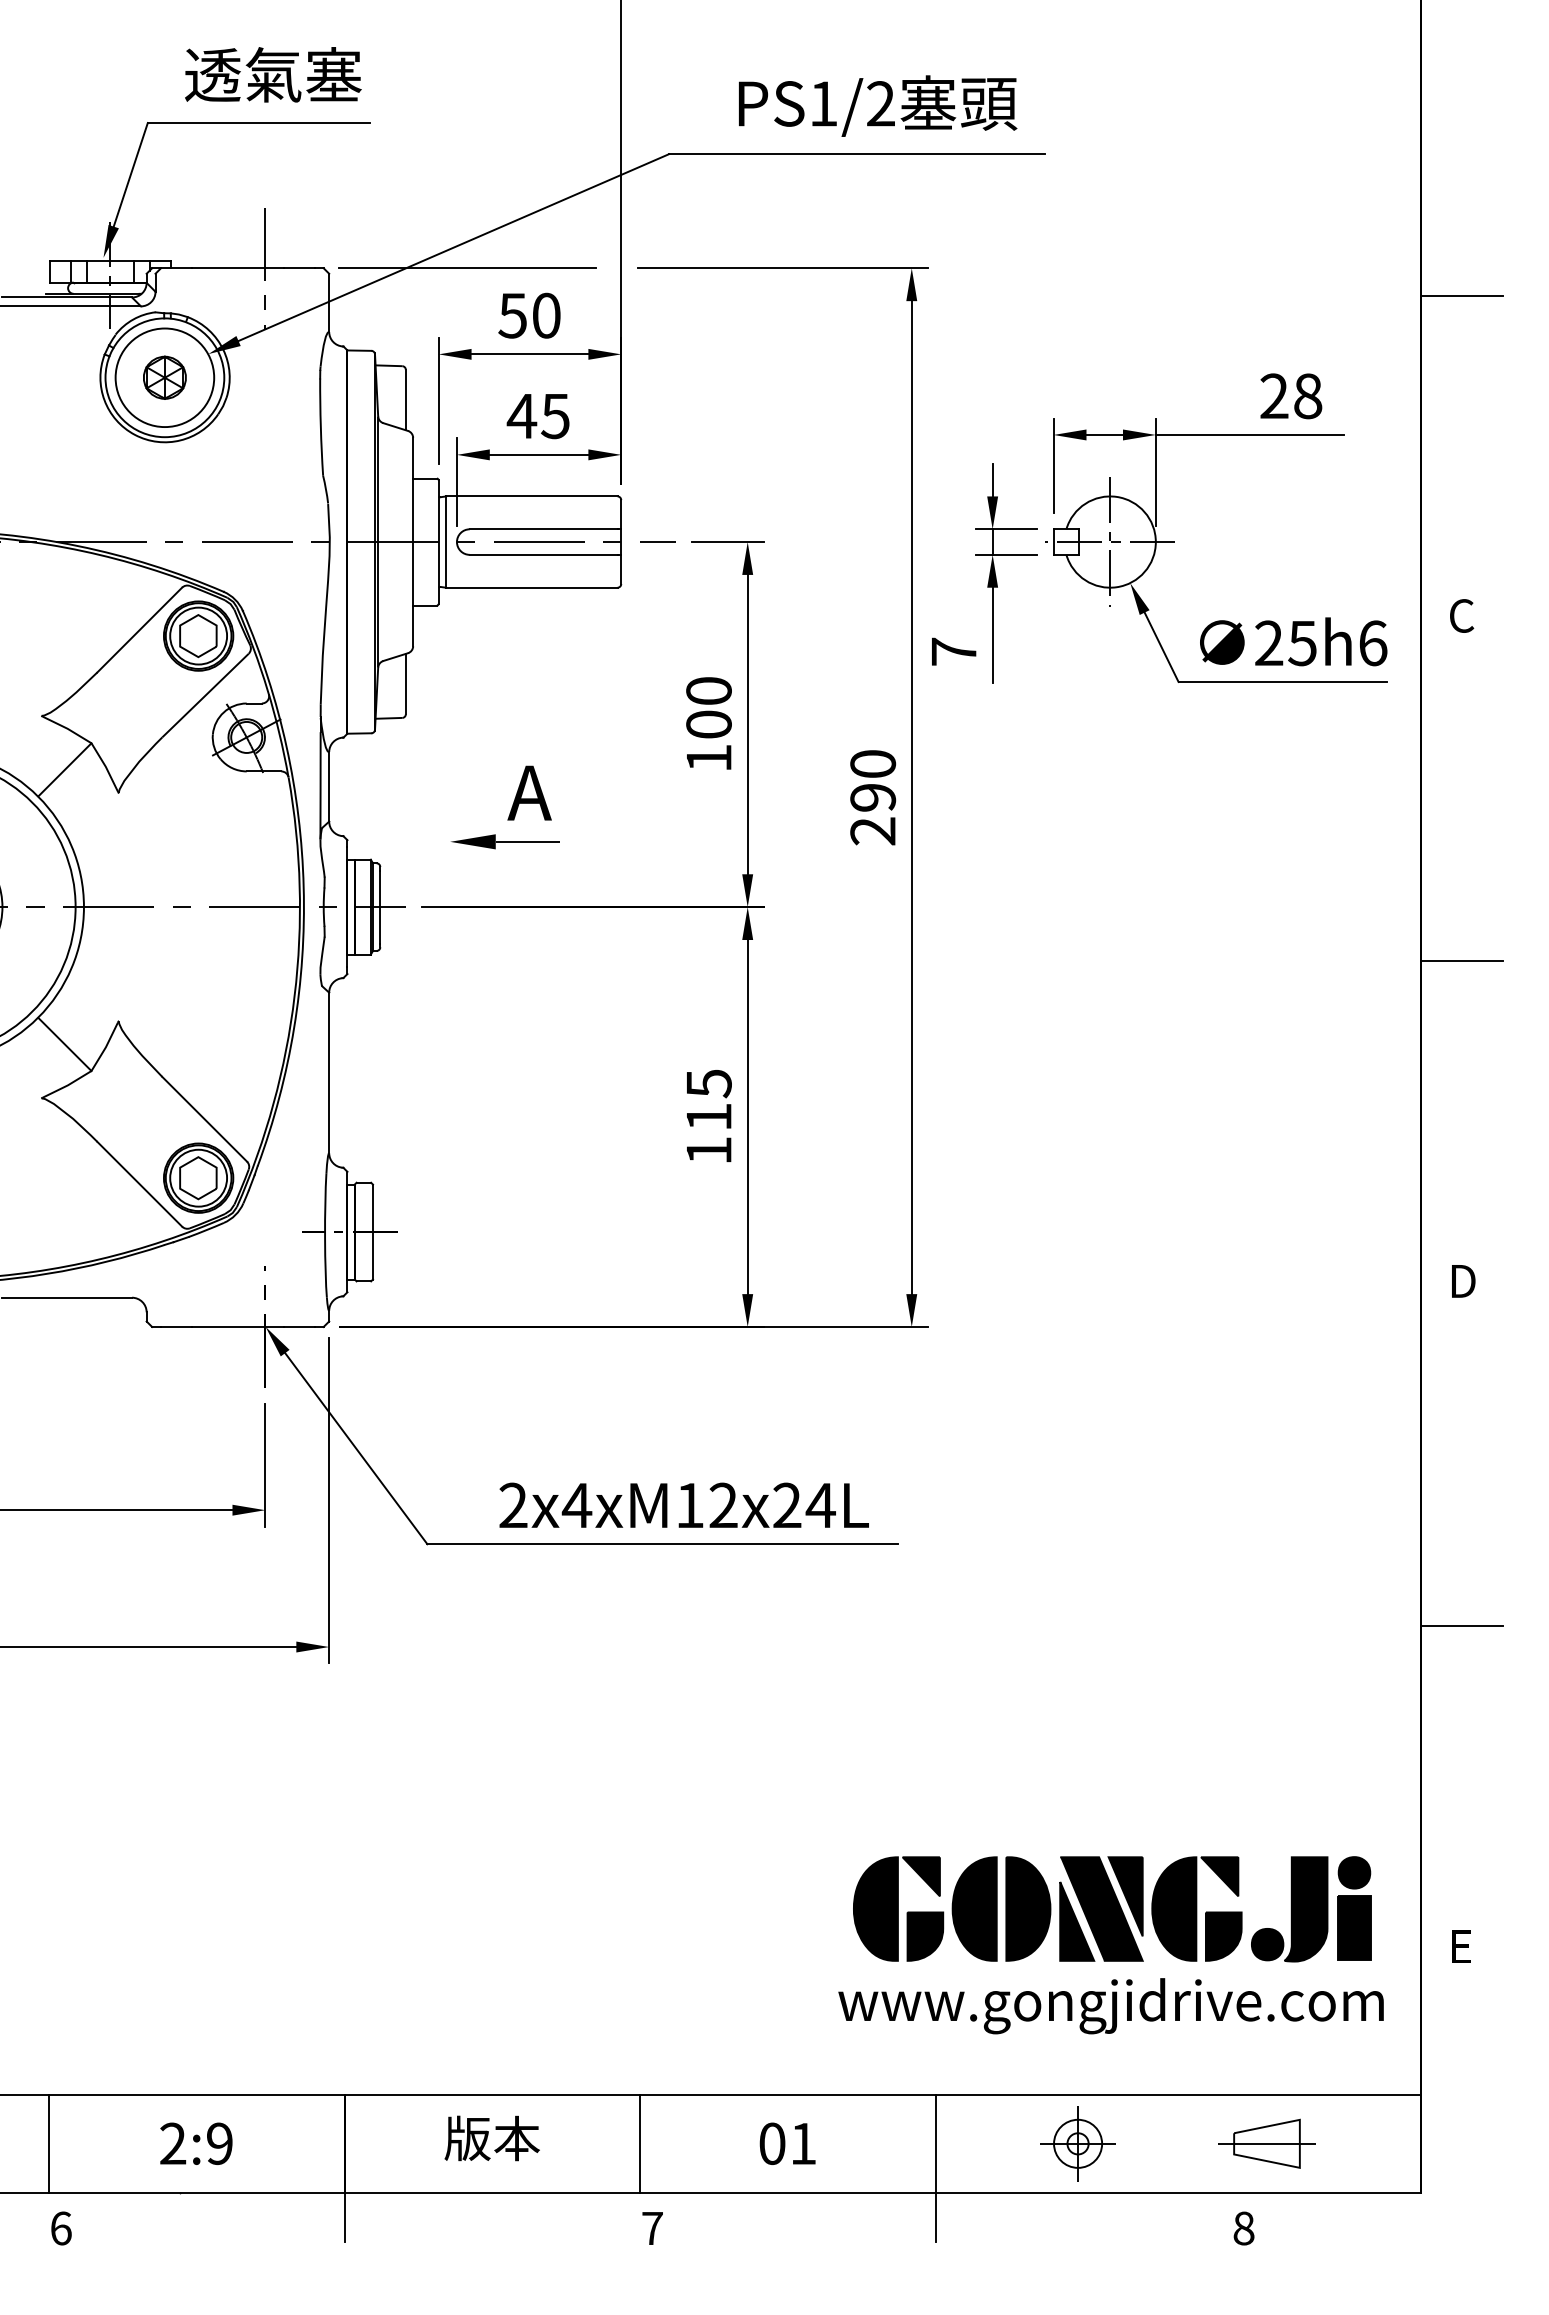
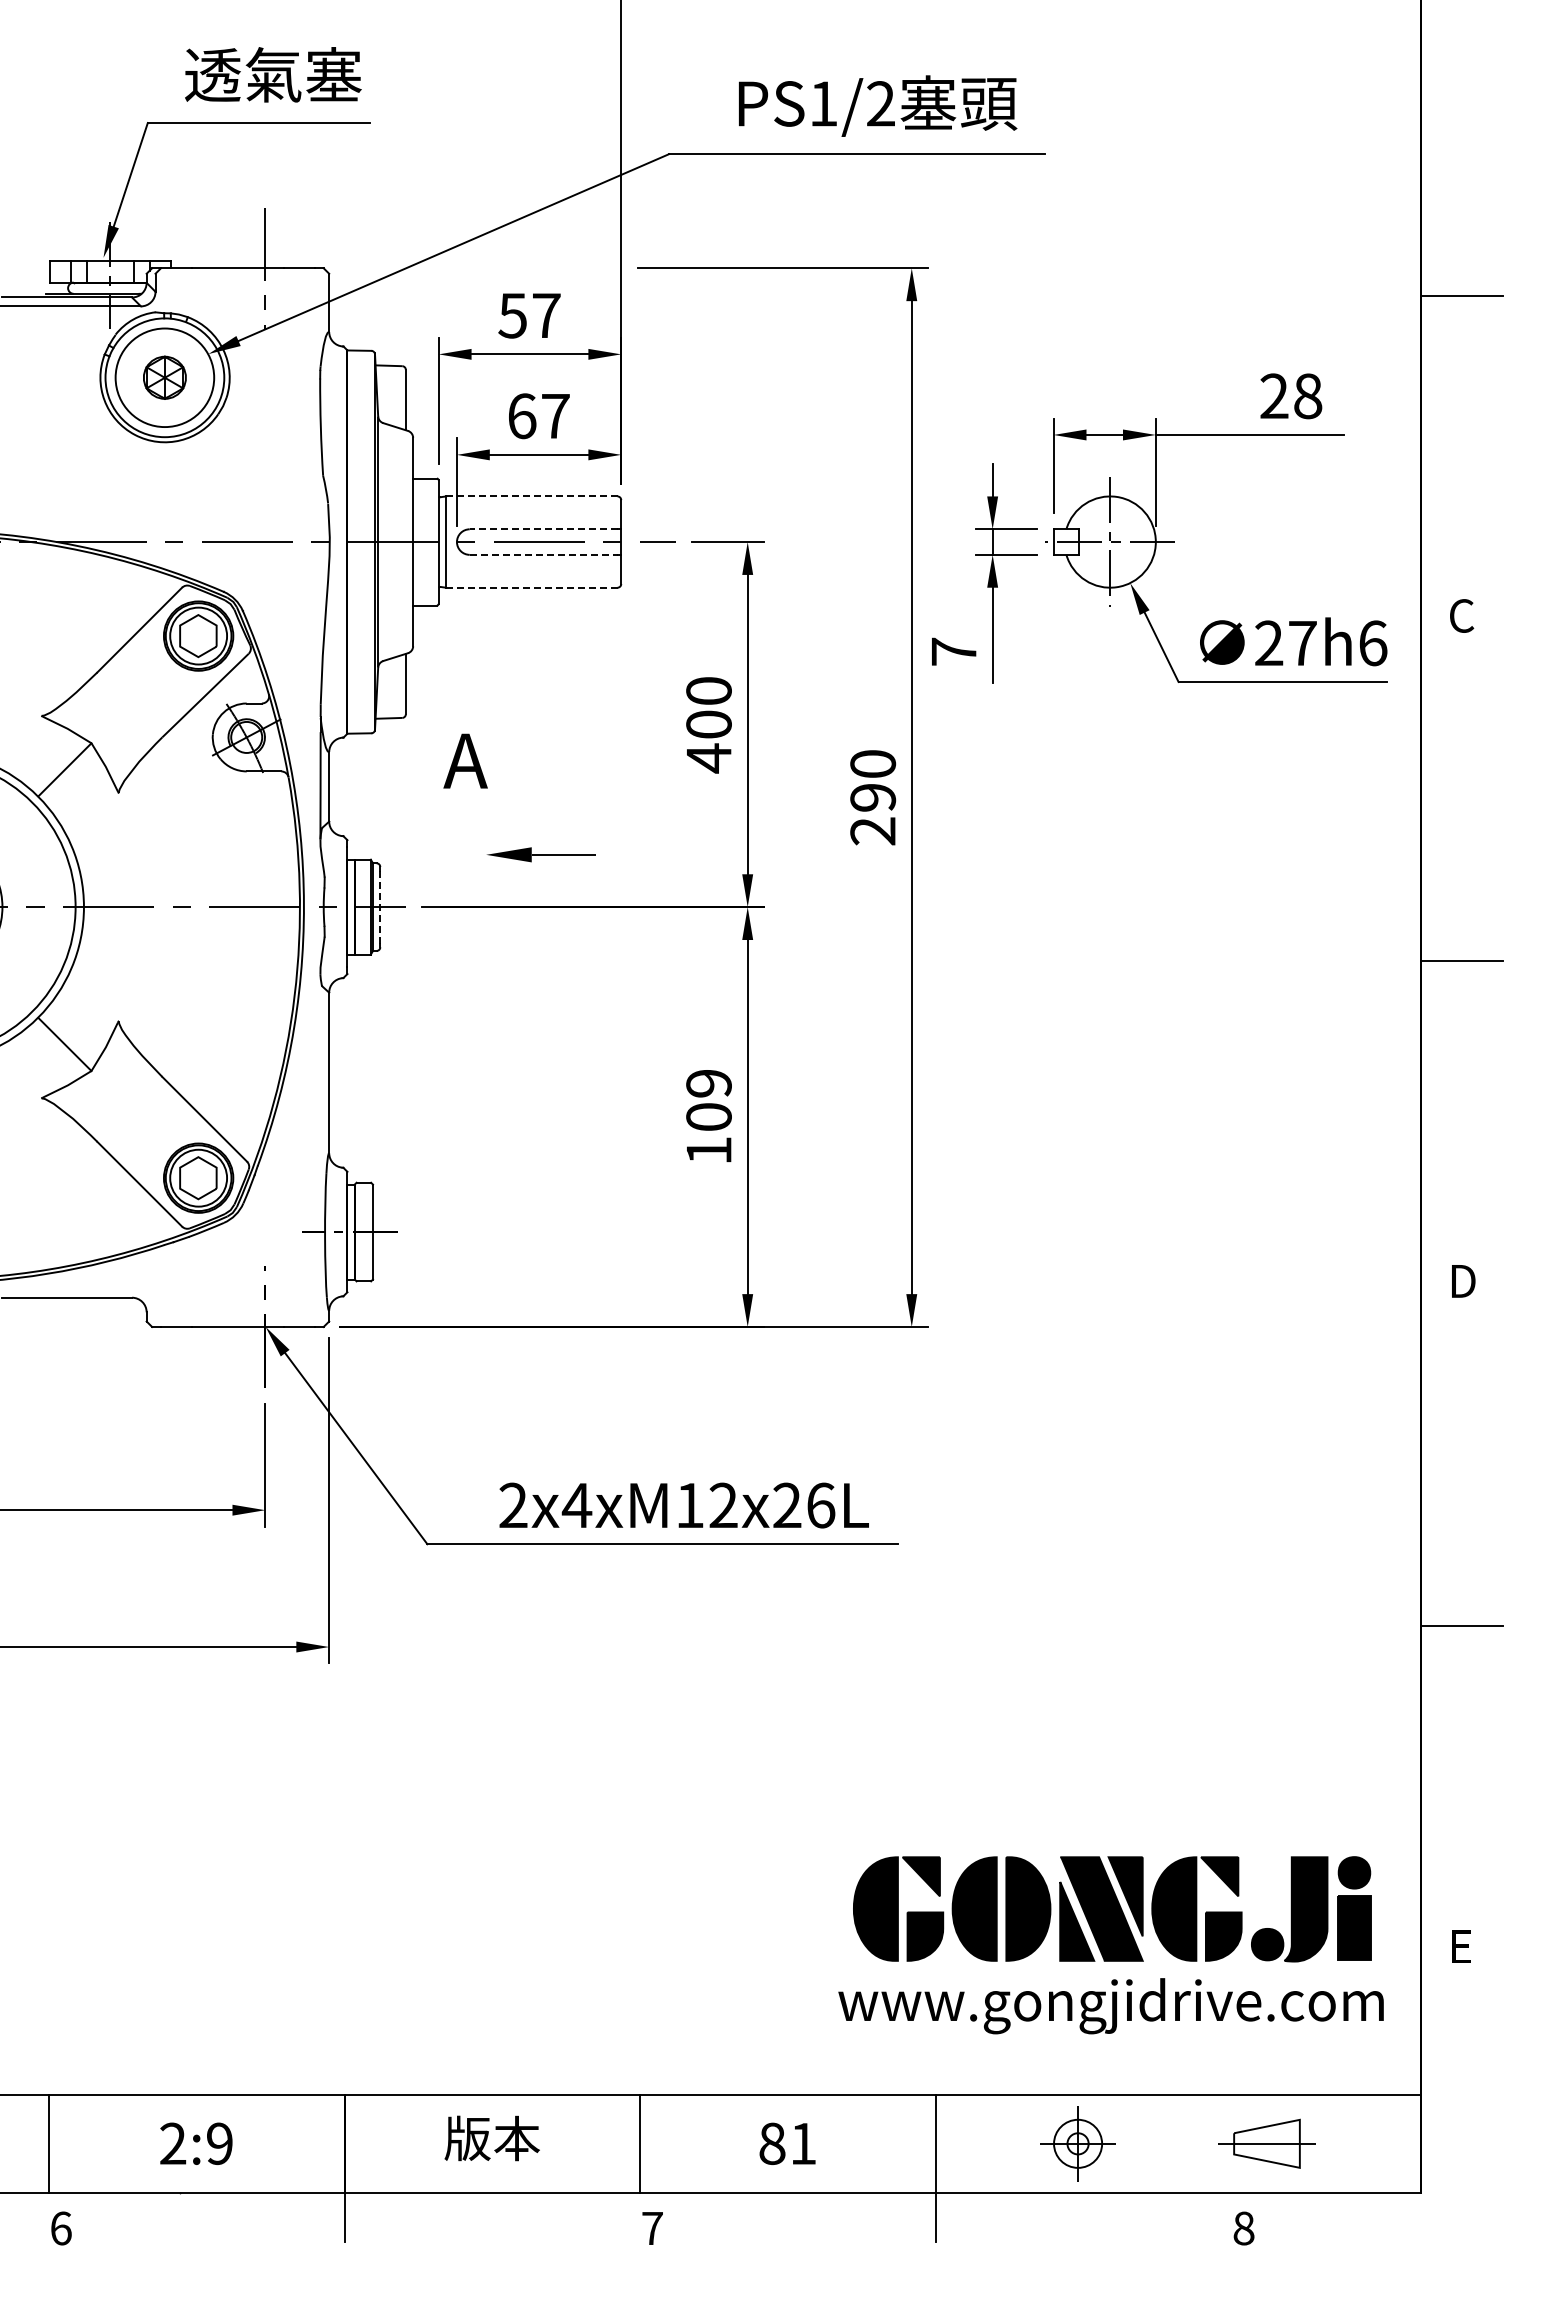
line: present -> none (466, 268)
text: 50 -> 57 (546, 315)
text: 45 -> 67 (537, 416)
line: solid -> dashed (531, 496)
line: solid -> dashed (543, 529)
line: solid -> dashed (543, 554)
line: solid -> dashed (531, 587)
text: 25h6 -> 27h6 (1302, 643)
text: 100 -> 400 (709, 758)
text position: (529, 792) -> (465, 760) (465, 760)
part position: (504, 841) -> (540, 854) (540, 854)
line: solid -> dashed (380, 907)
text: 115 -> 109 (708, 1100)
text: 2x4xM12x24L -> 2x4xM12x26L (820, 1505)
text: 01 -> 81 (772, 2143)
